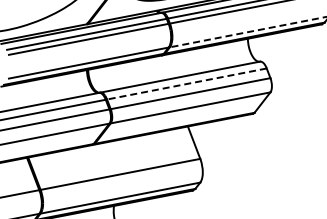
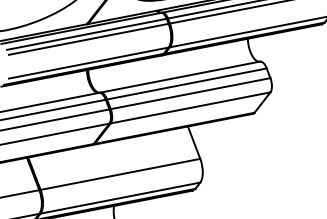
line: dashed -> solid (248, 32)
line: dashed -> solid (186, 84)
